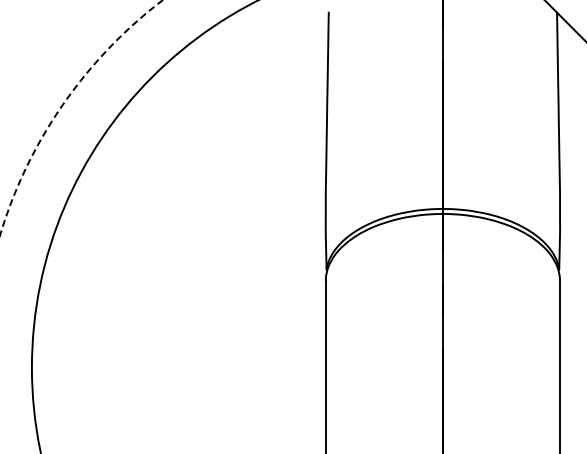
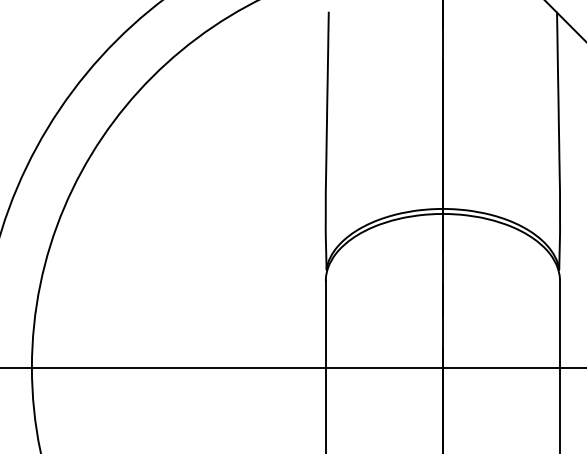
circle: dashed -> solid (81, 117)
line: none -> present (292, 367)
